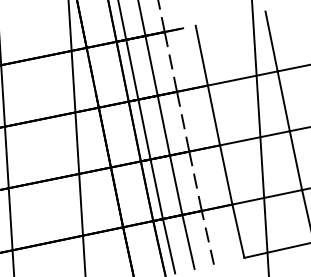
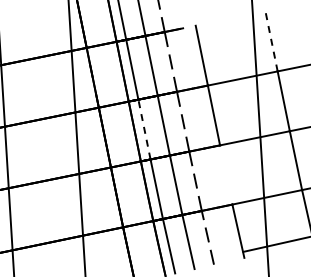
line: solid -> dashed (271, 41)
line: solid -> dashed (144, 129)
line: present -> none (226, 174)
line position: (275, 250) -> (275, 244) (275, 244)
